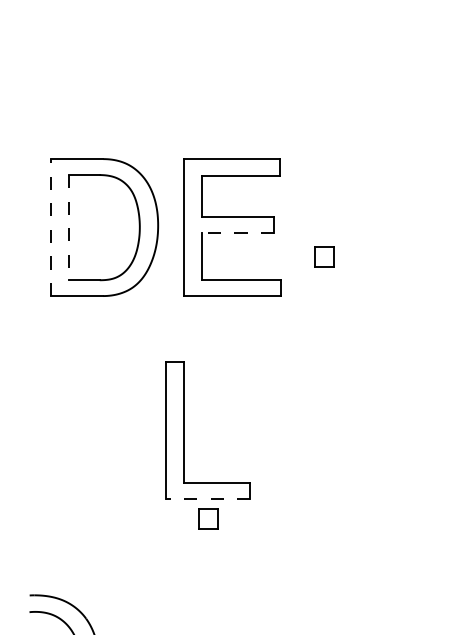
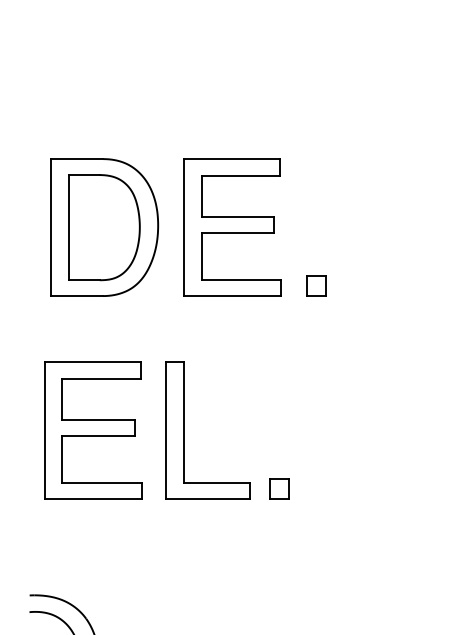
line: dashed -> solid (50, 227)
line: dashed -> solid (68, 227)
line: dashed -> solid (237, 233)
part position: (324, 256) -> (316, 285) (316, 285)
part: none -> present (93, 430)
line: dashed -> solid (207, 499)
part position: (208, 518) -> (279, 488) (279, 488)
